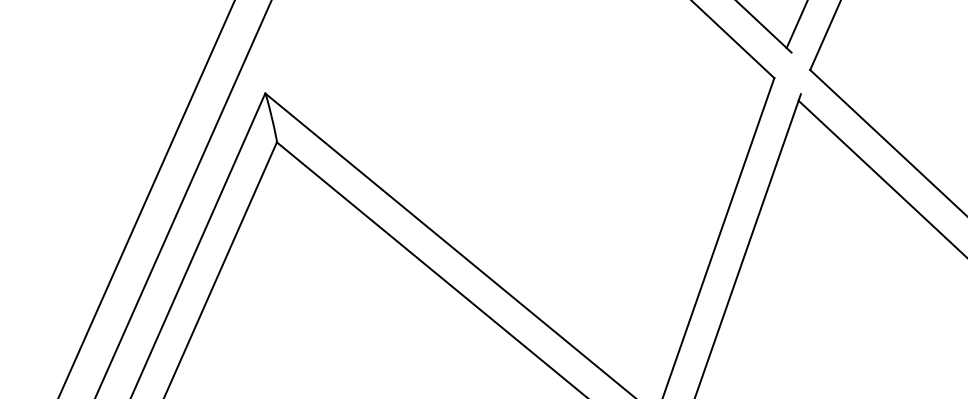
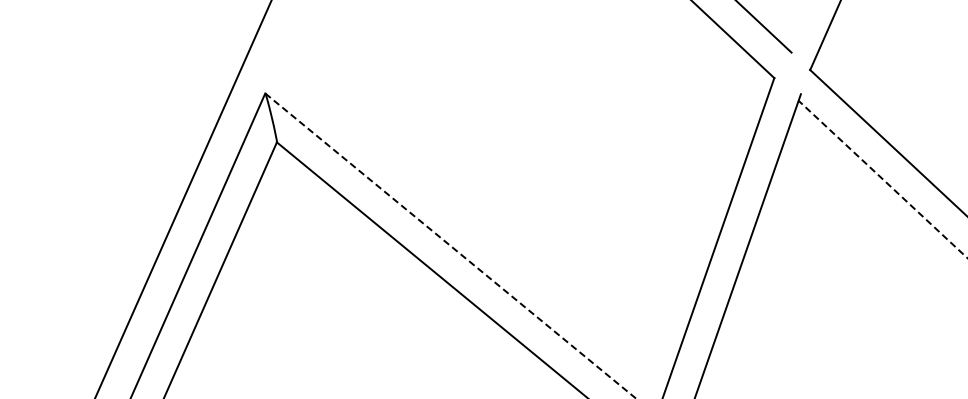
line: present -> none (796, 25)
line: solid -> dashed (882, 179)
line: present -> none (146, 198)
line: solid -> dashed (451, 246)
